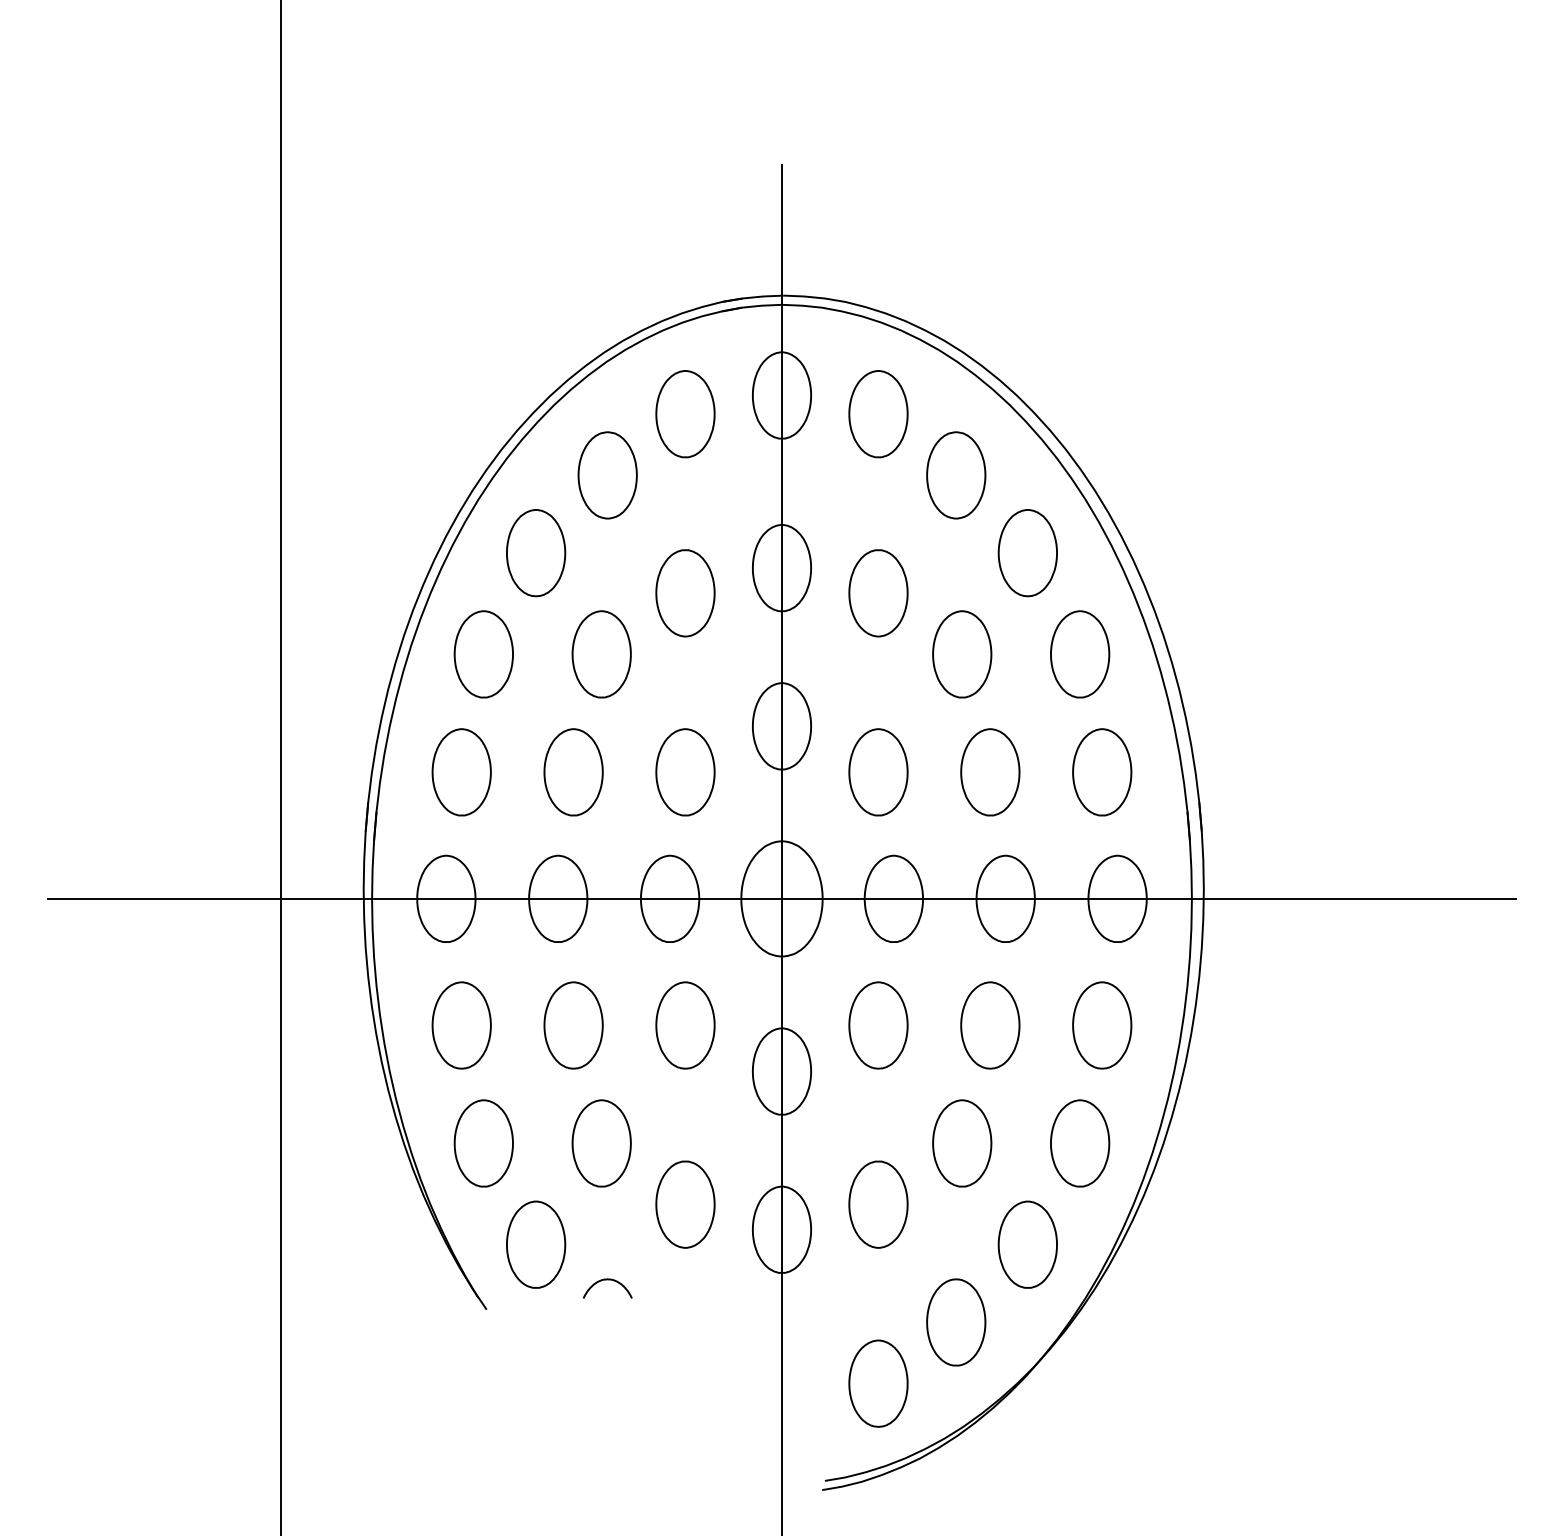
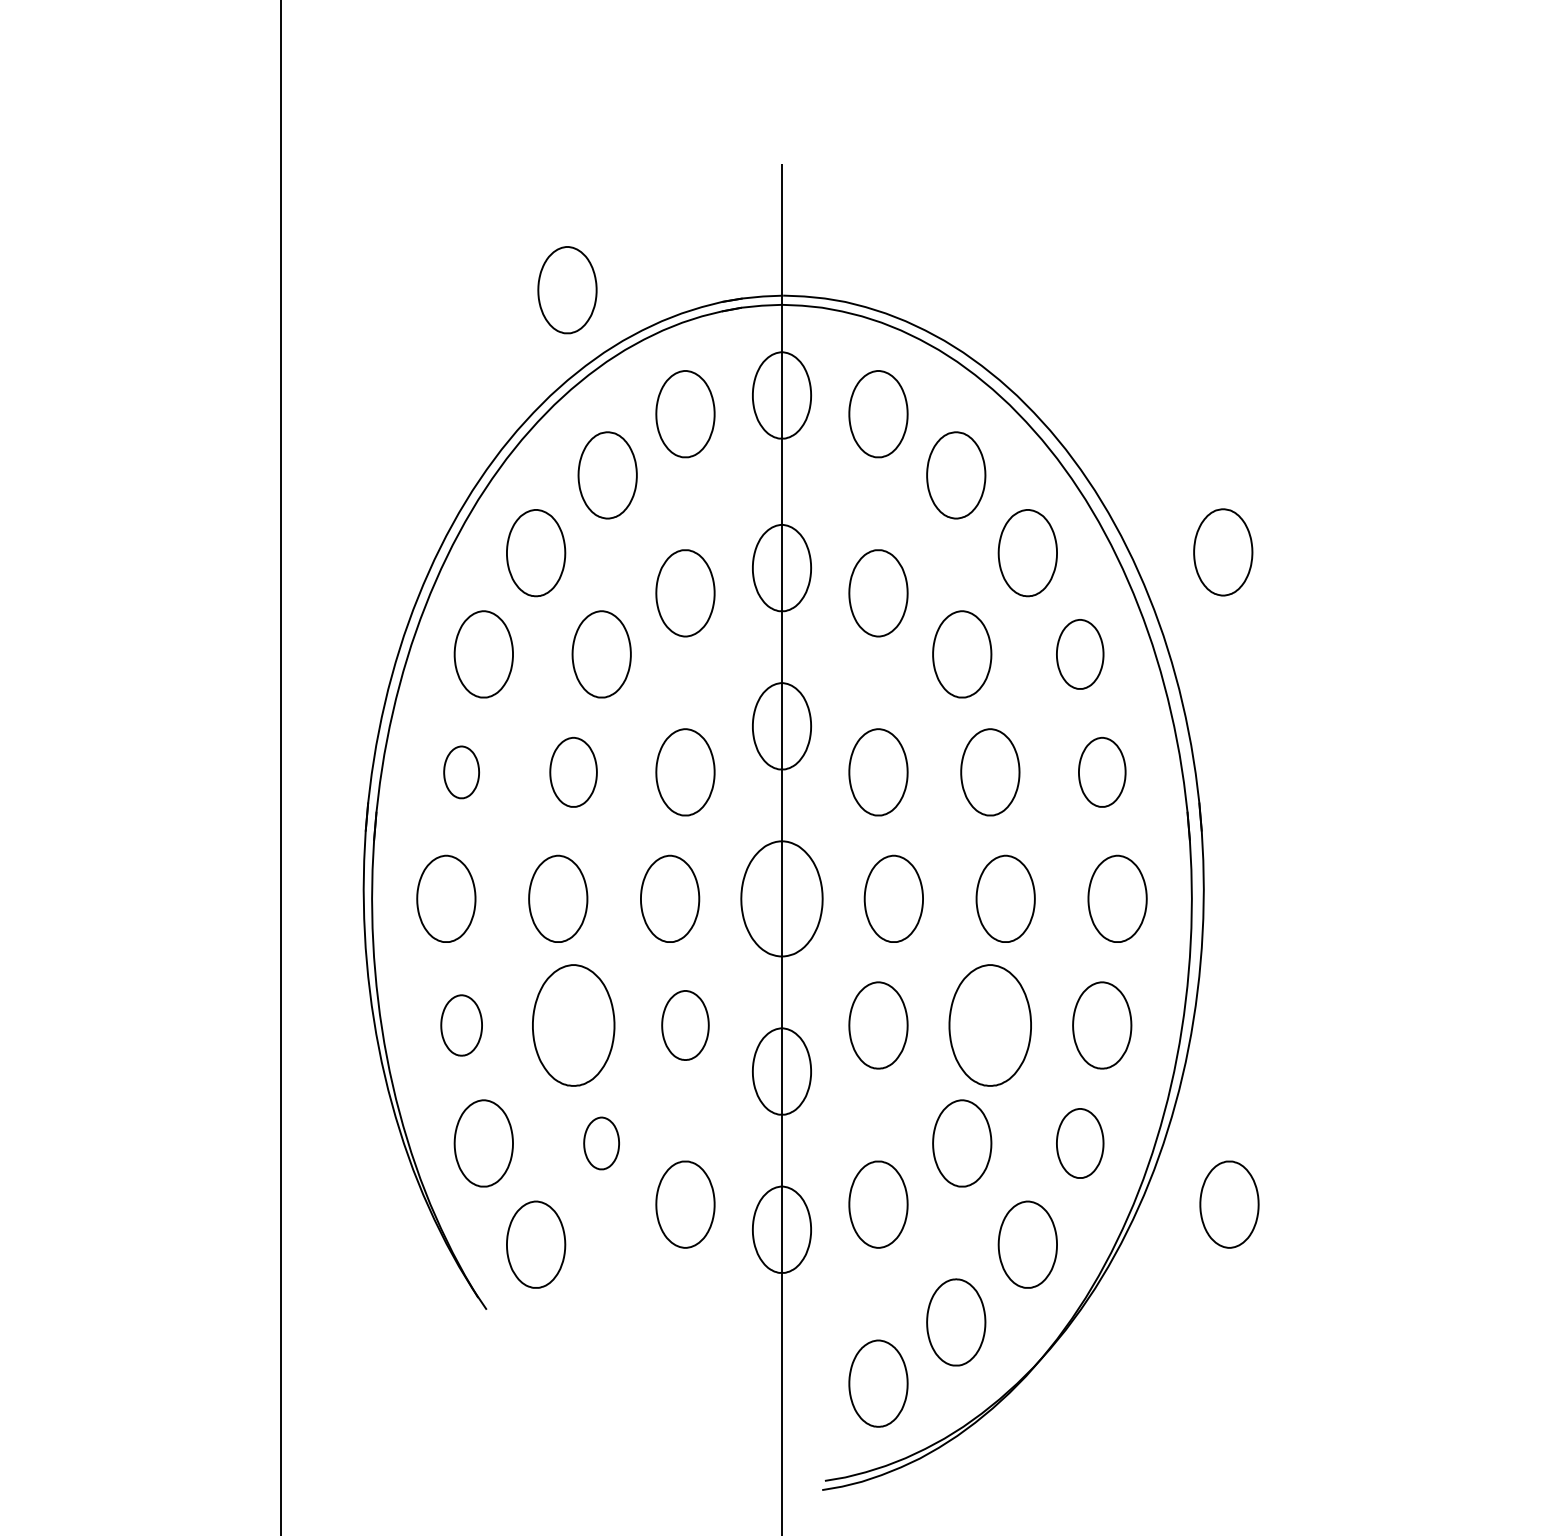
part: none -> present (567, 290)
part: none -> present (1223, 552)
part size: 61x89 px -> 49x71 px (1080, 654)
part size: 61x89 px -> 37x55 px (461, 772)
part size: 61x89 px -> 49x71 px (573, 772)
part size: 61x89 px -> 49x71 px (1102, 772)
line: present -> none (781, 898)
part size: 61x89 px -> 43x63 px (461, 1025)
part size: 61x89 px -> 84x123 px (573, 1025)
part size: 61x89 px -> 49x71 px (685, 1025)
part size: 61x89 px -> 84x123 px (989, 1025)
part size: 61x89 px -> 37x55 px (601, 1143)
part size: 61x89 px -> 49x71 px (1080, 1143)
part: none -> present (1229, 1204)
curve: present -> none (607, 1280)
